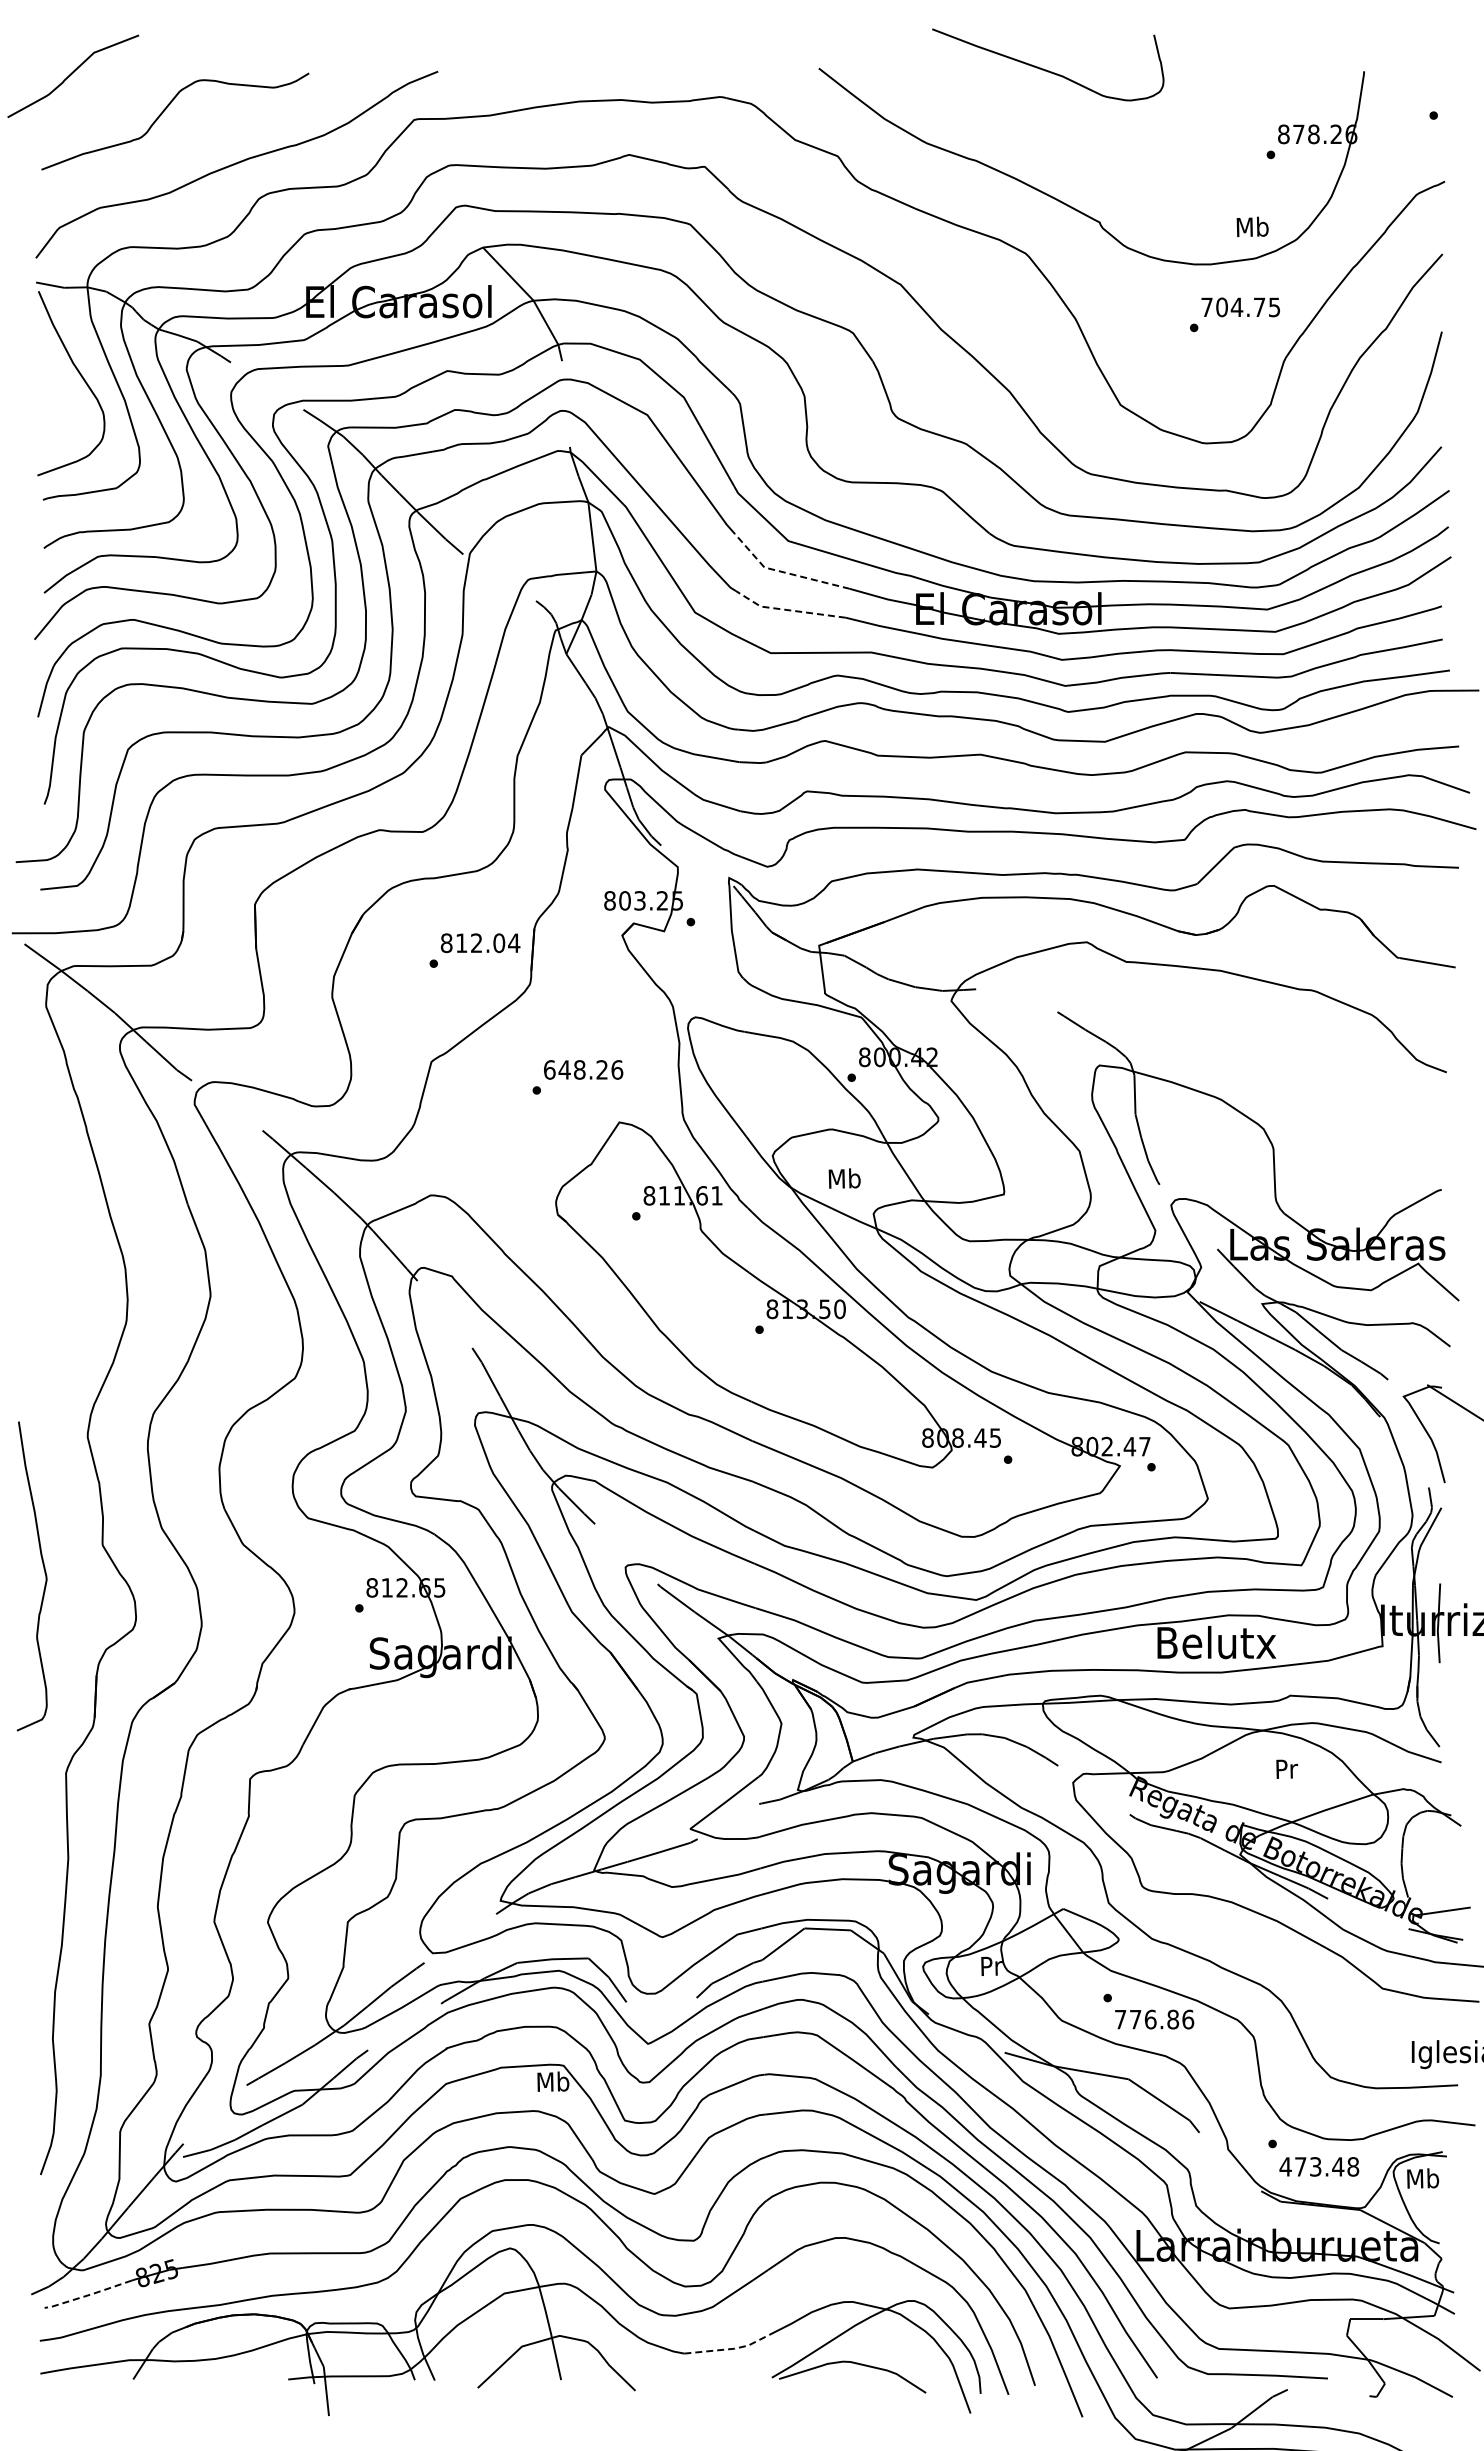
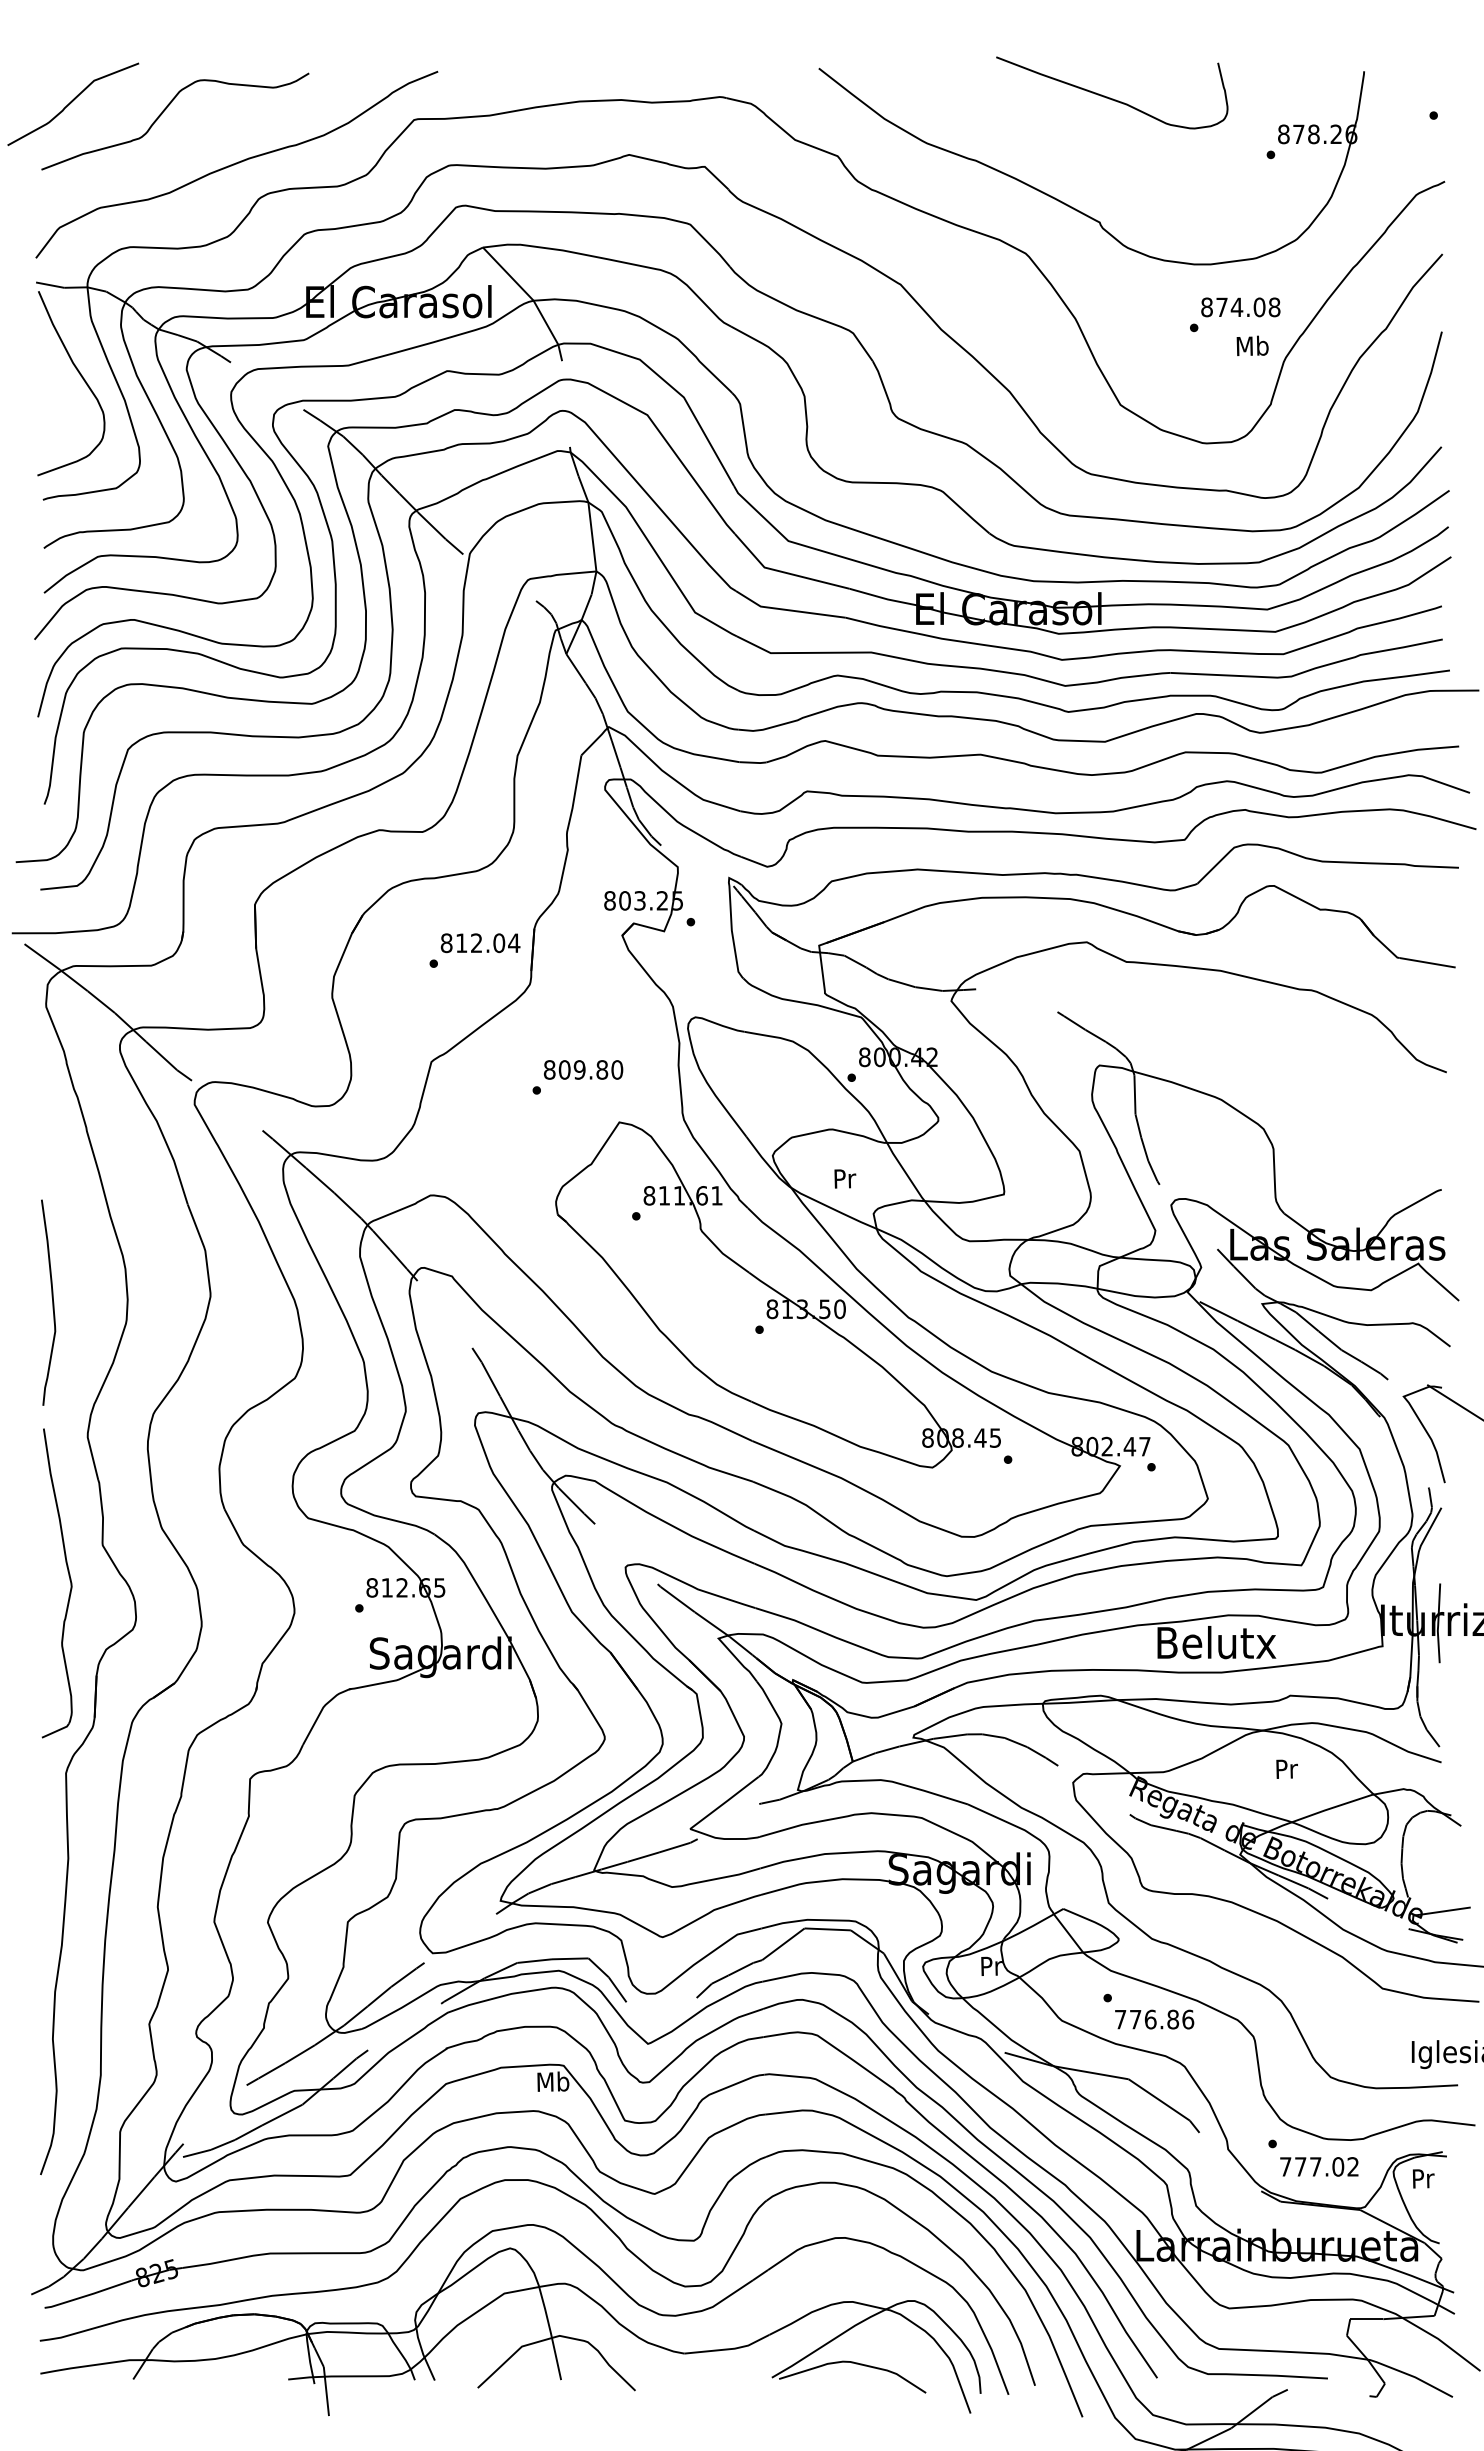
curve position: (1046, 69) -> (1110, 97) (1110, 97)
curve position: (72, 74) -> (72, 102) (72, 102)
text position: (1252, 226) -> (1252, 345) (1252, 345)
text: 704.75 -> 874.08 (1240, 307)
line: dashed -> solid (784, 572)
line: dashed -> solid (787, 610)
text: 648.26 -> 809.80 (583, 1069)
text: Mb -> Pr (844, 1178)
curve: none -> present (52, 1302)
part position: (44, 1573) -> (69, 1580) (69, 1580)
text: 473.48 -> 777.02 (1319, 2166)
text: Mb -> Pr (1423, 2178)
line: dashed -> solid (88, 2295)
line: dashed -> solid (729, 2349)
